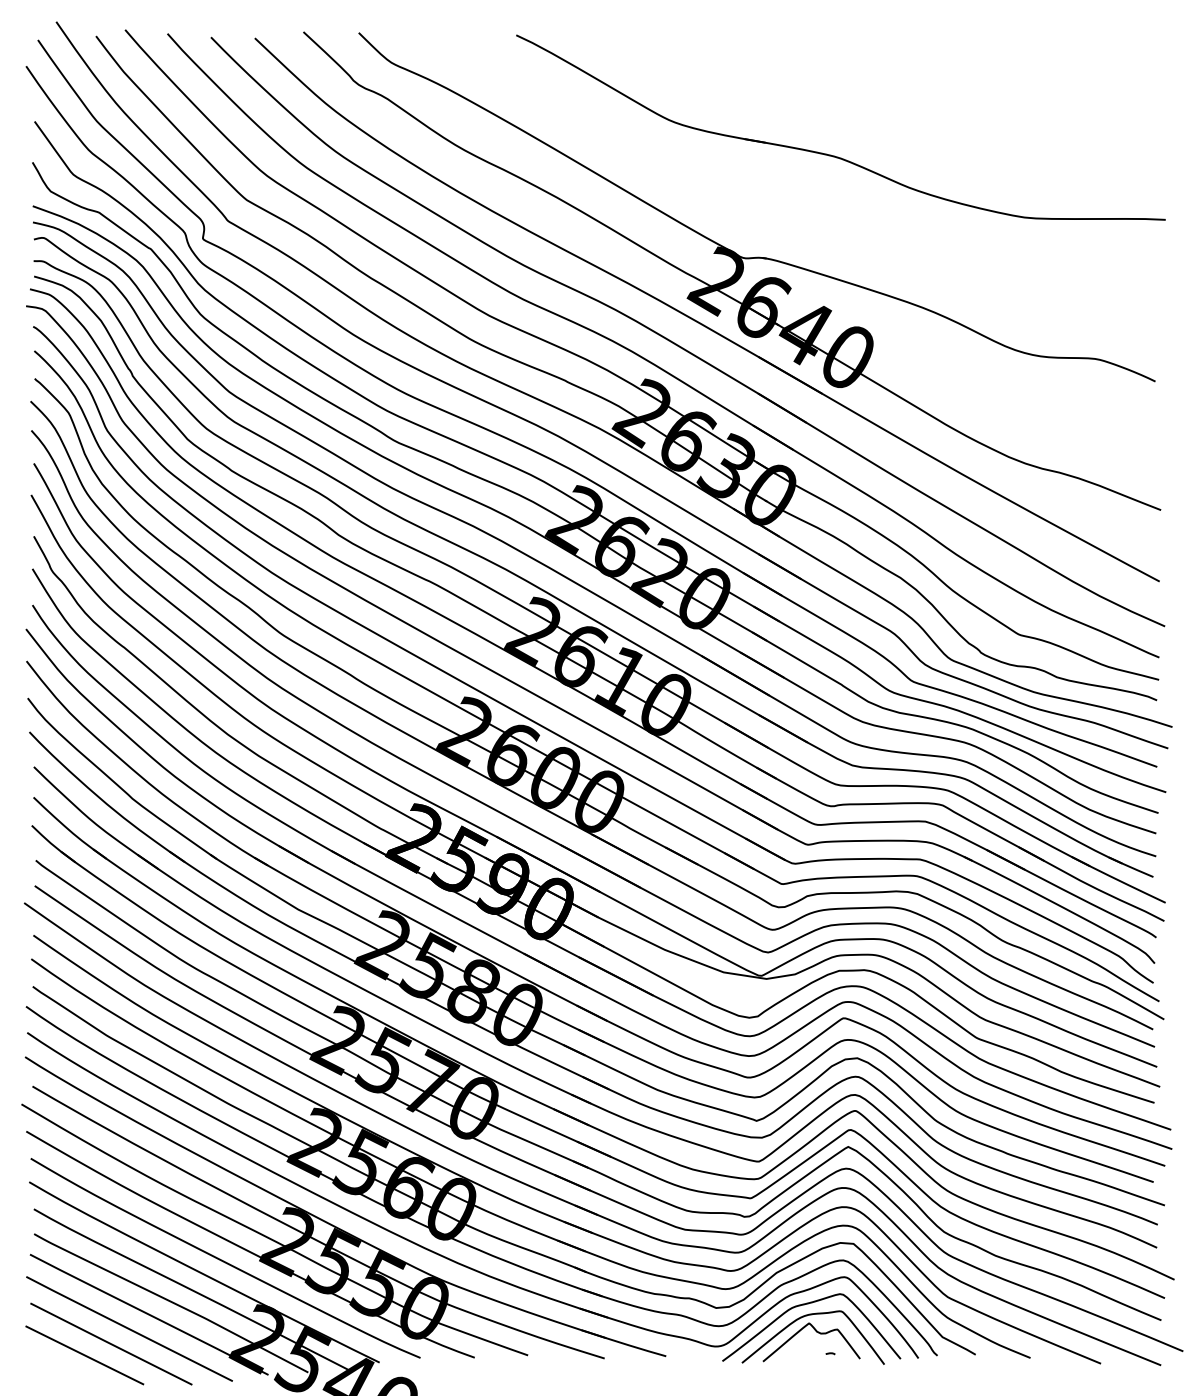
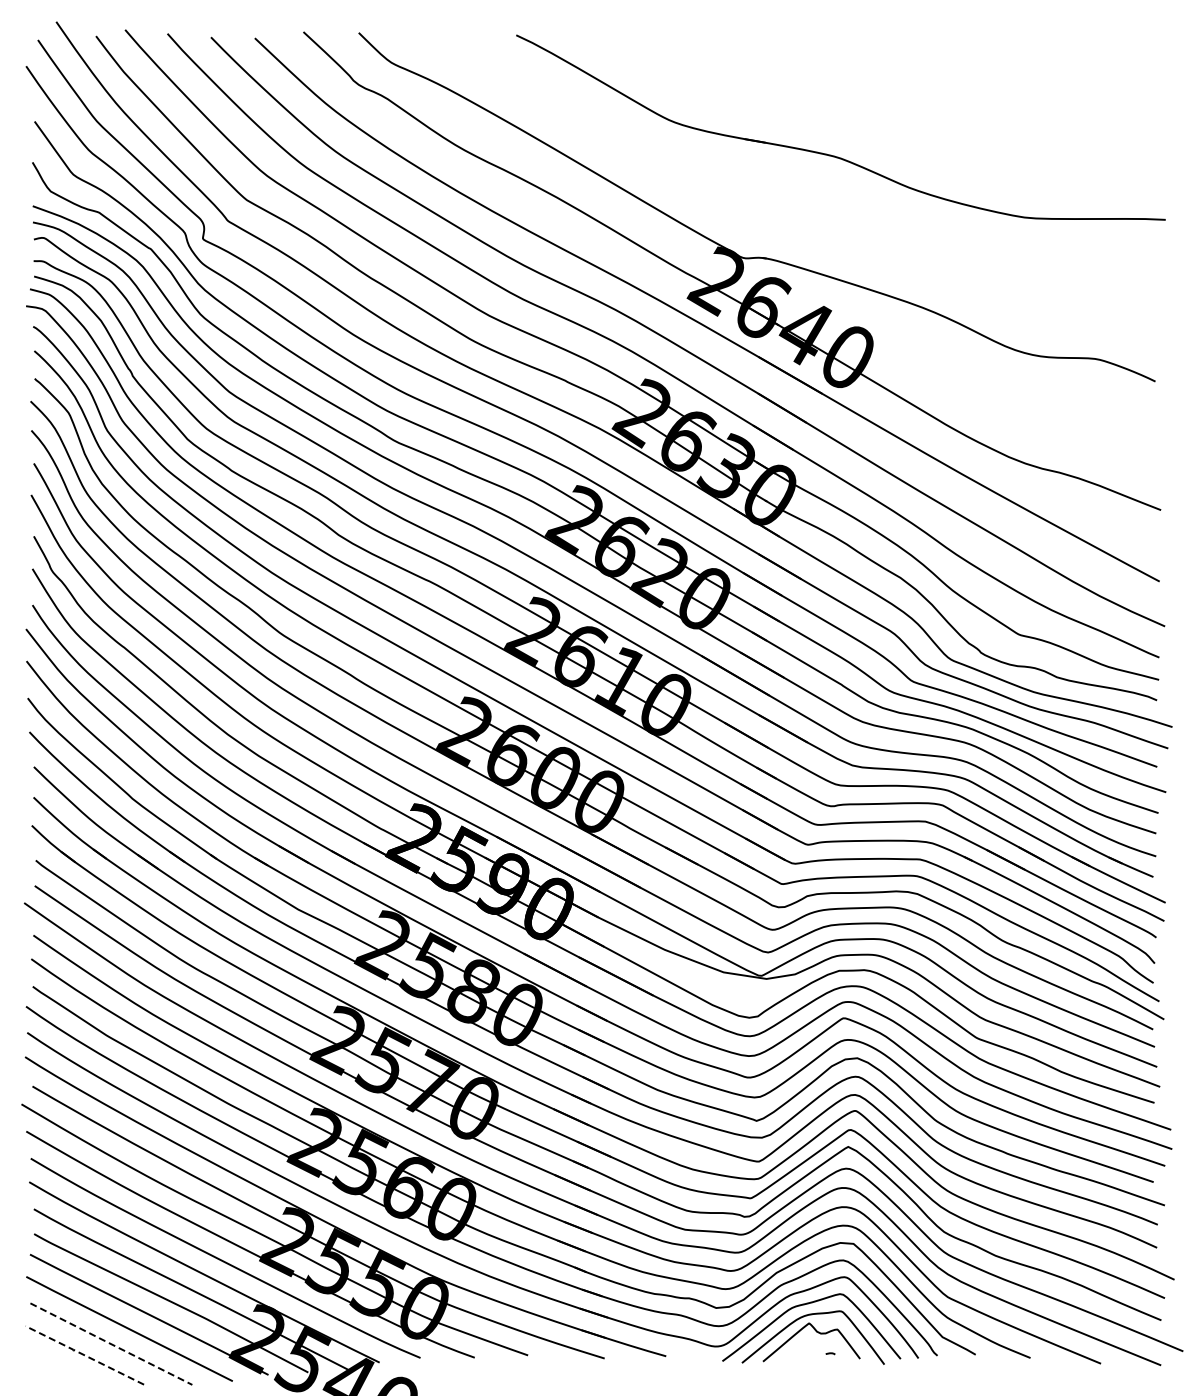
line: solid -> dashed (111, 1344)
line: solid -> dashed (83, 1354)
